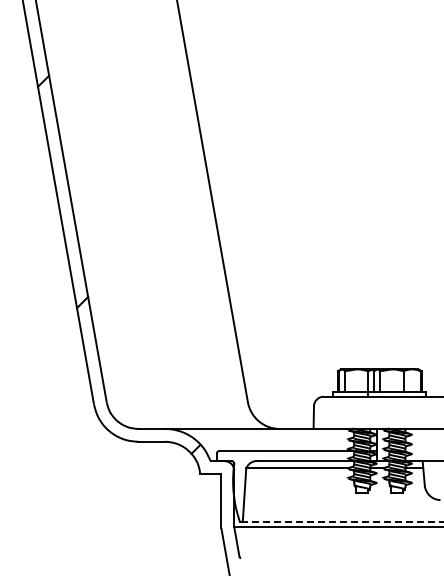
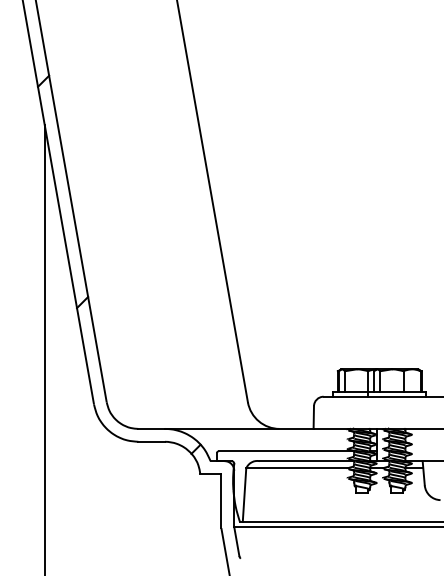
line: none -> present (44, 348)
line: dashed -> solid (342, 522)
